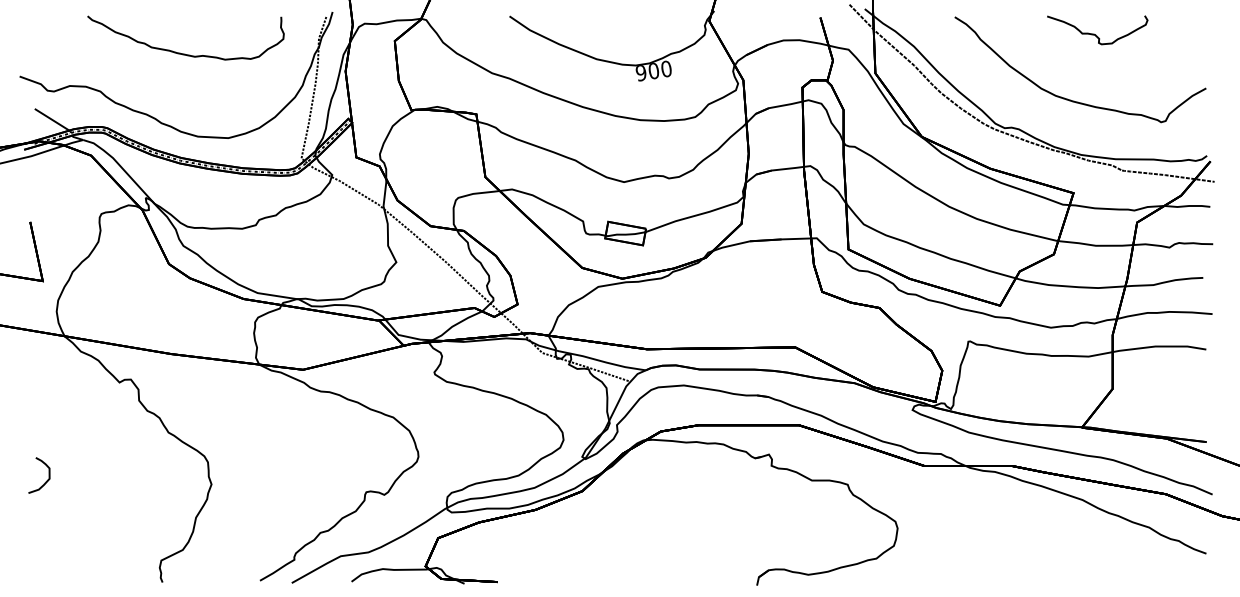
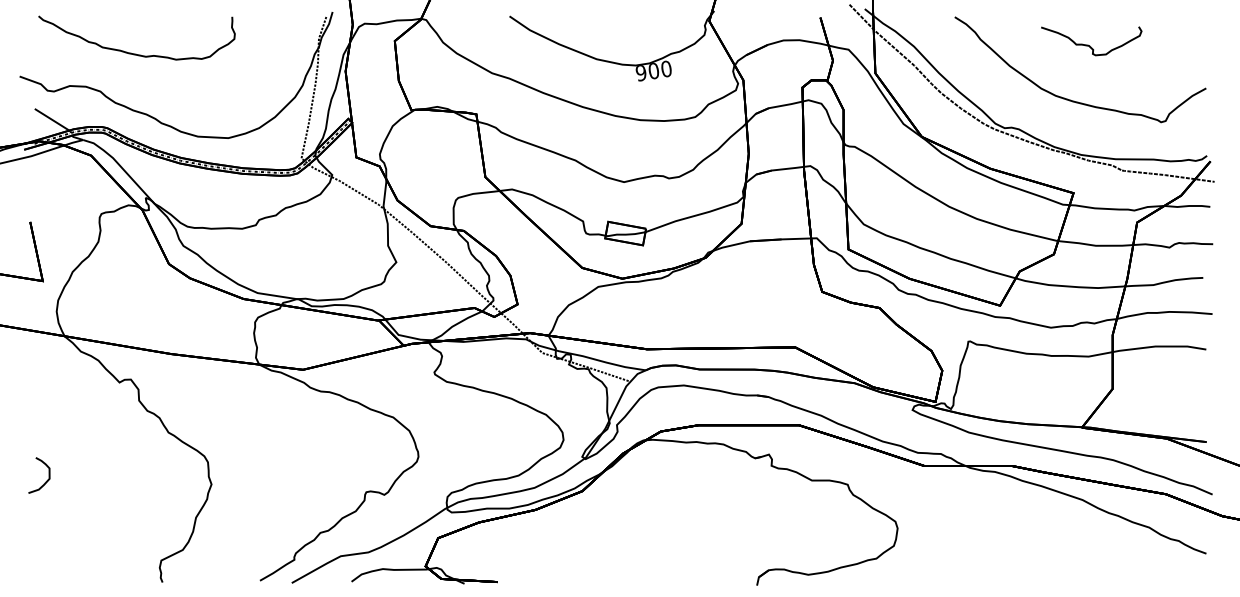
curve position: (1096, 34) -> (1090, 45) (1090, 45)
curve position: (180, 52) -> (131, 52) (131, 52)
